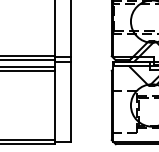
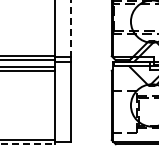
line: solid -> dashed (71, 29)
line: solid -> dashed (28, 144)
